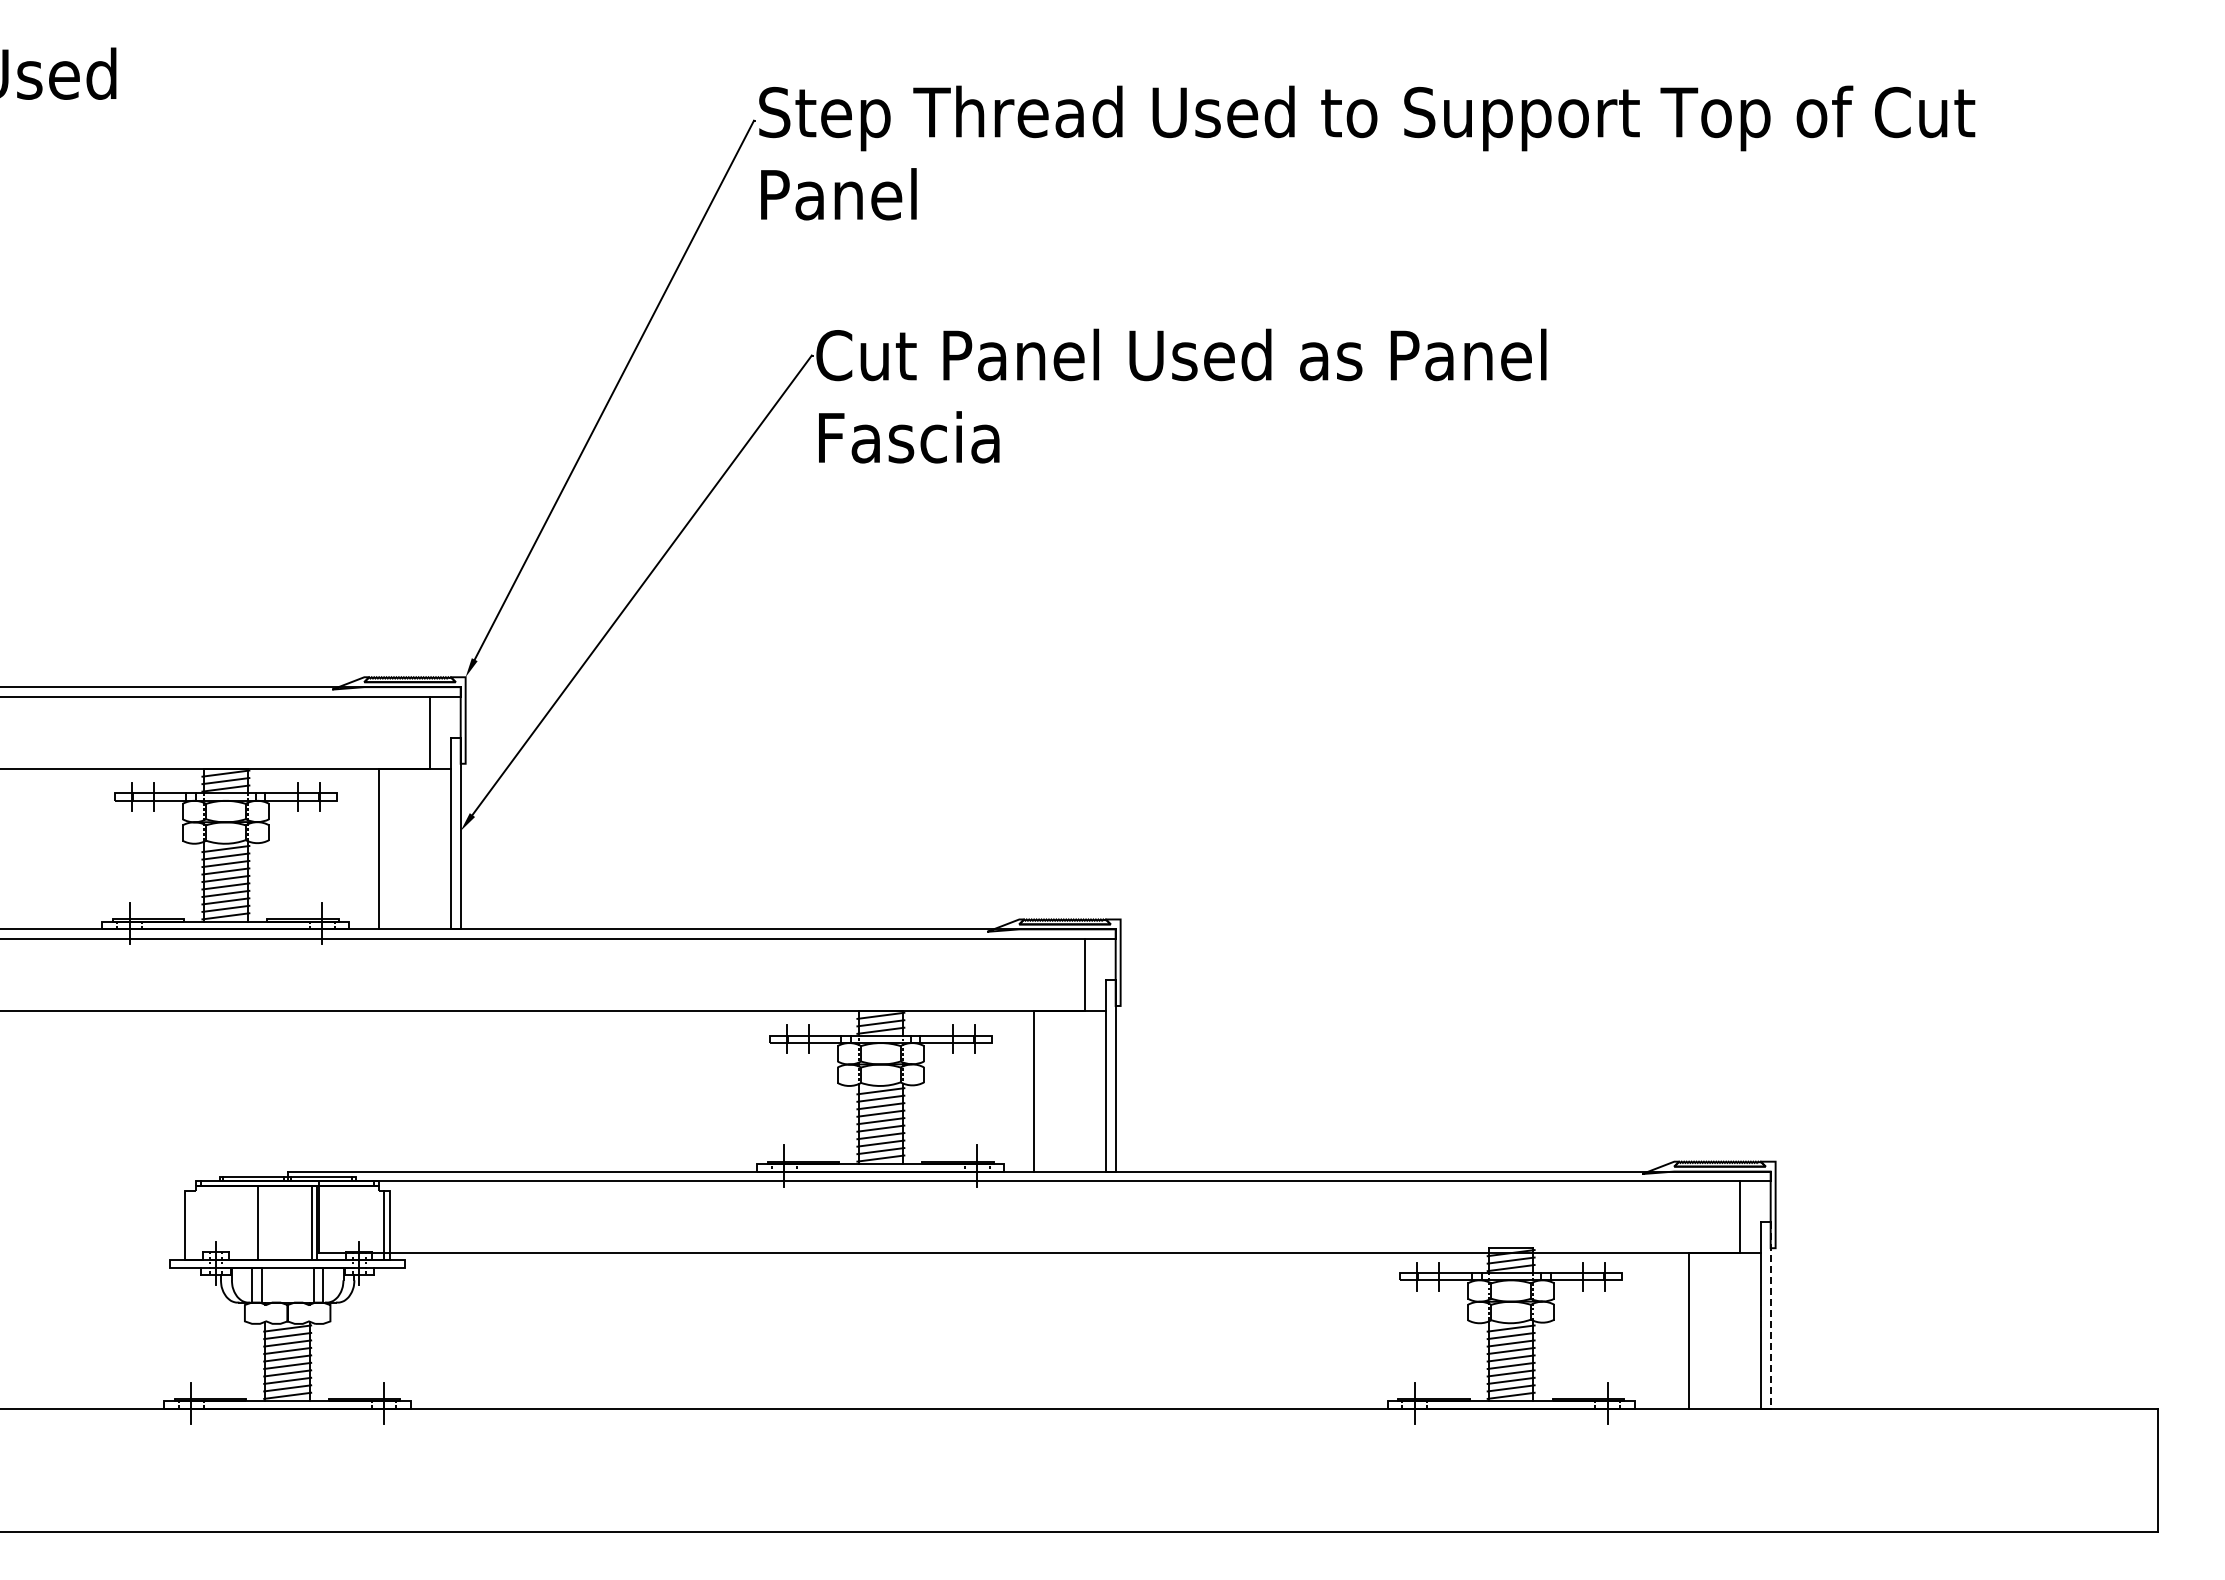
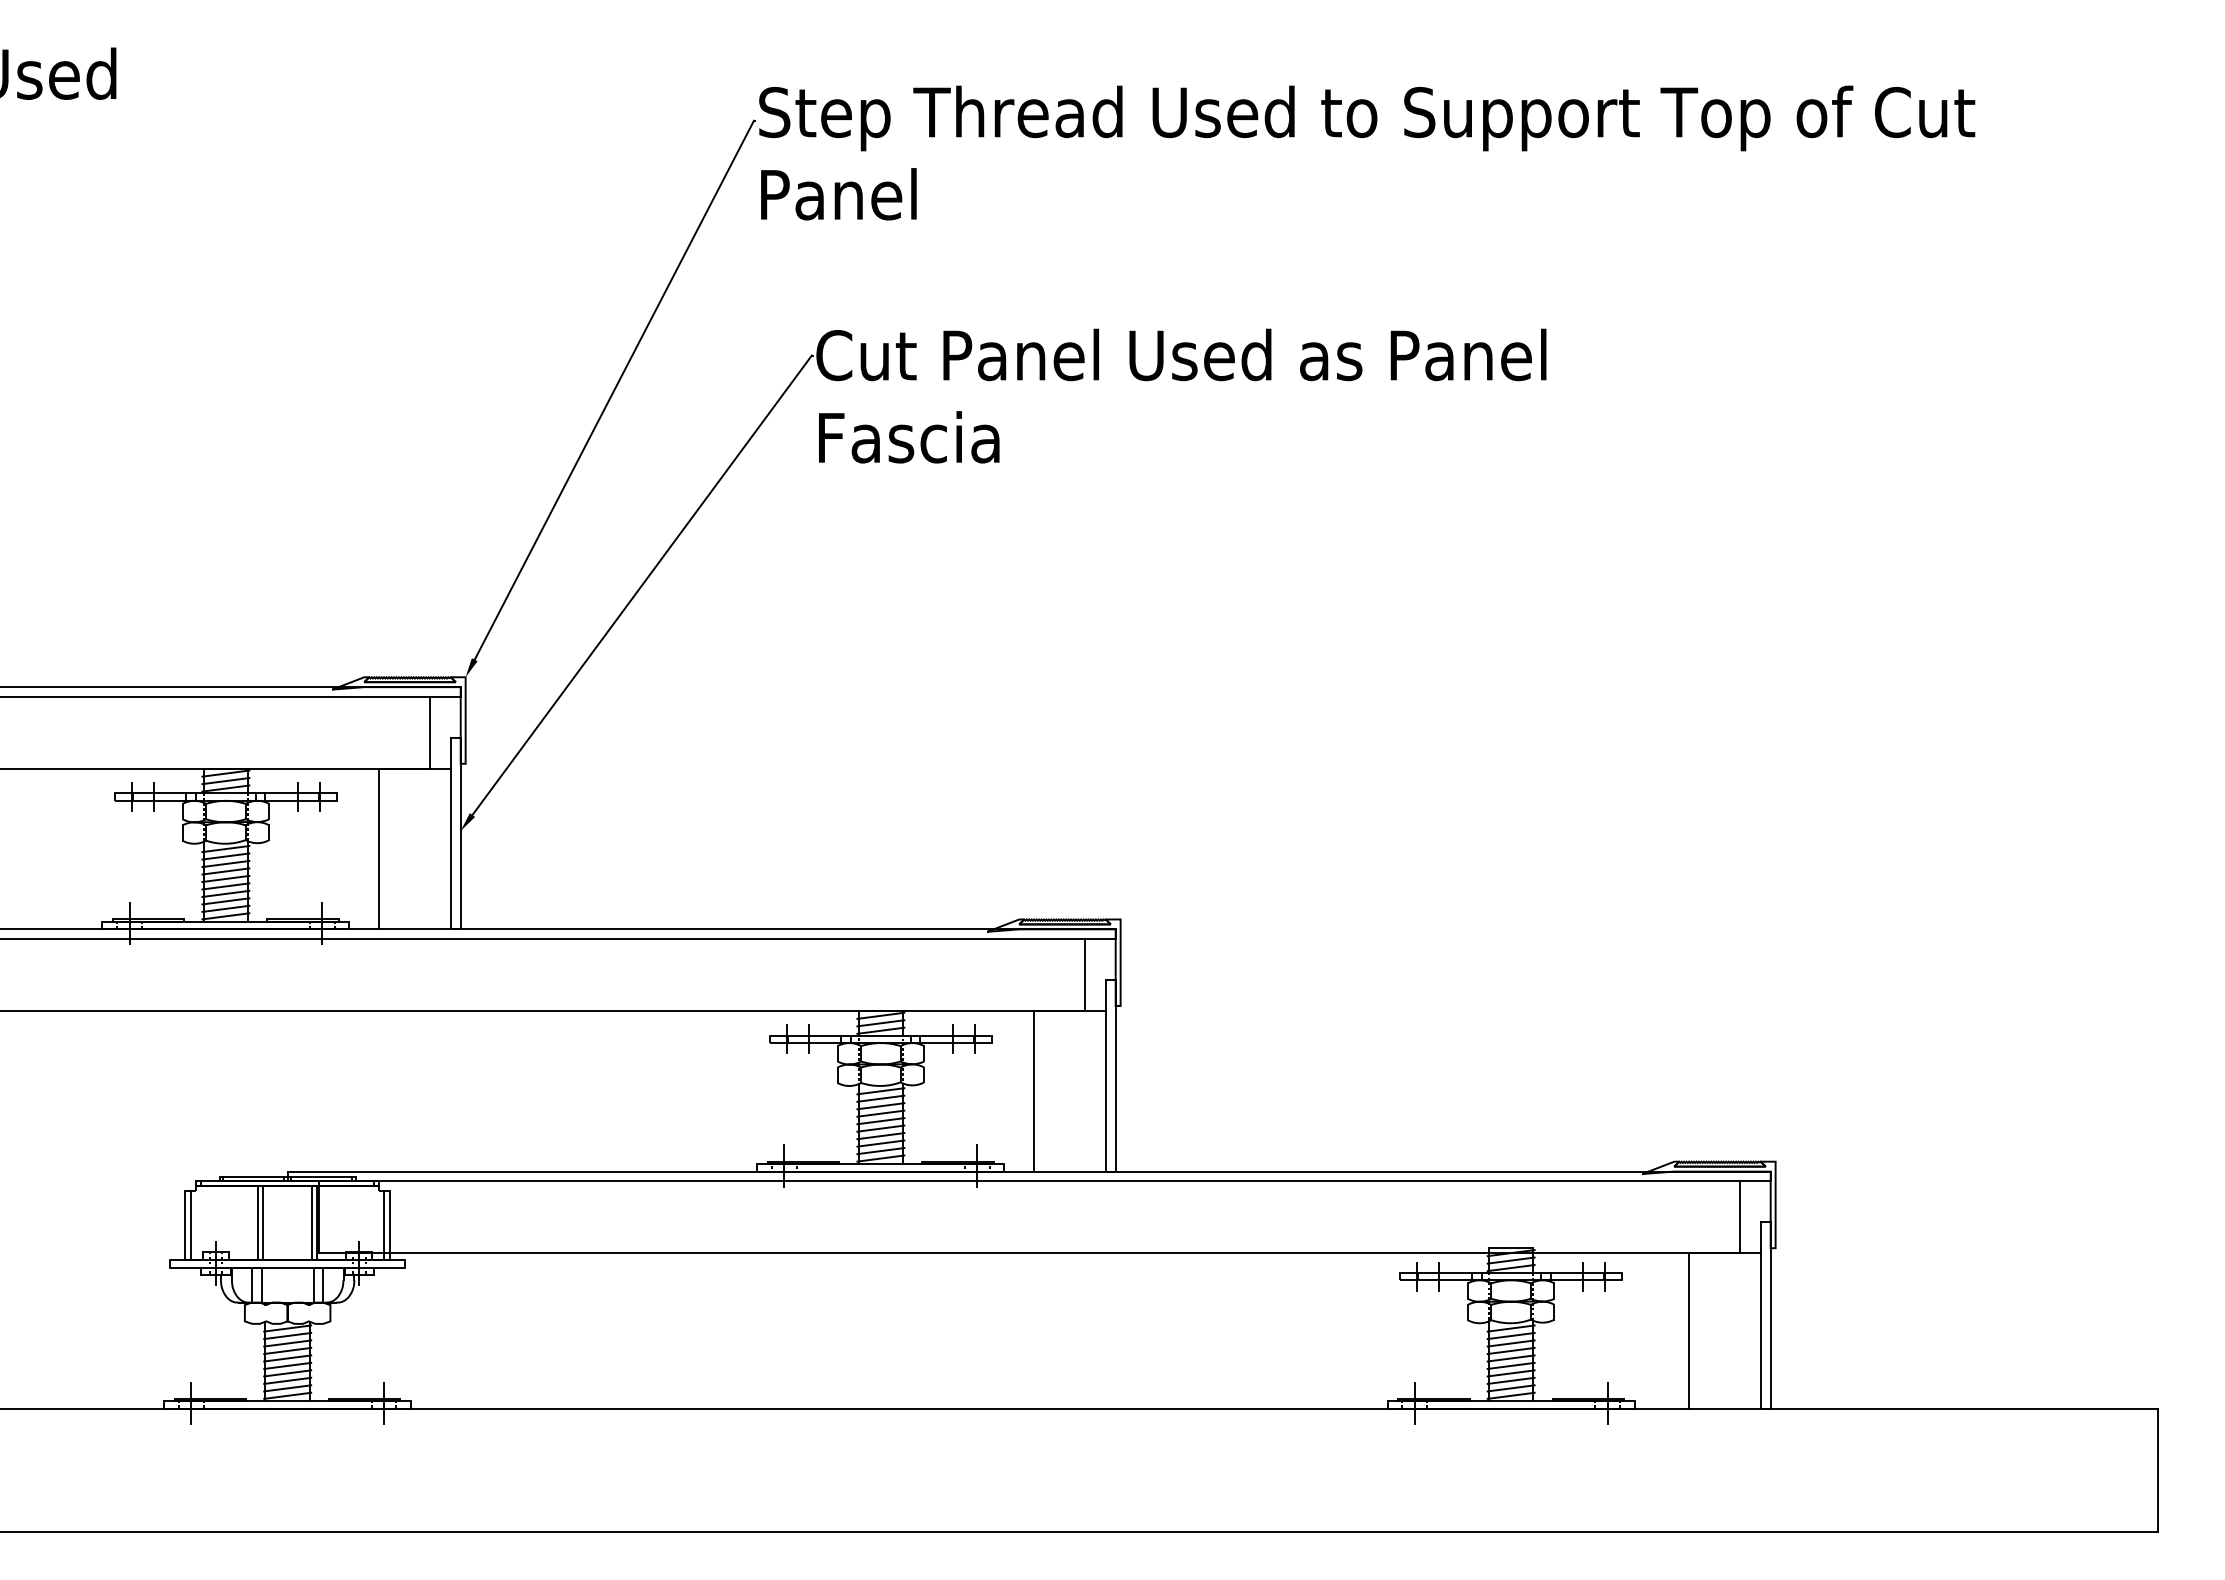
line: none -> present (263, 1222)
line: none -> present (191, 1224)
line: dashed -> solid (1770, 1316)
